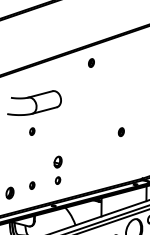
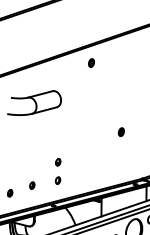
part: present -> none (32, 131)
part size: 10x14 px -> 7x9 px (58, 162)
part size: 10x14 px -> 7x9 px (10, 193)
